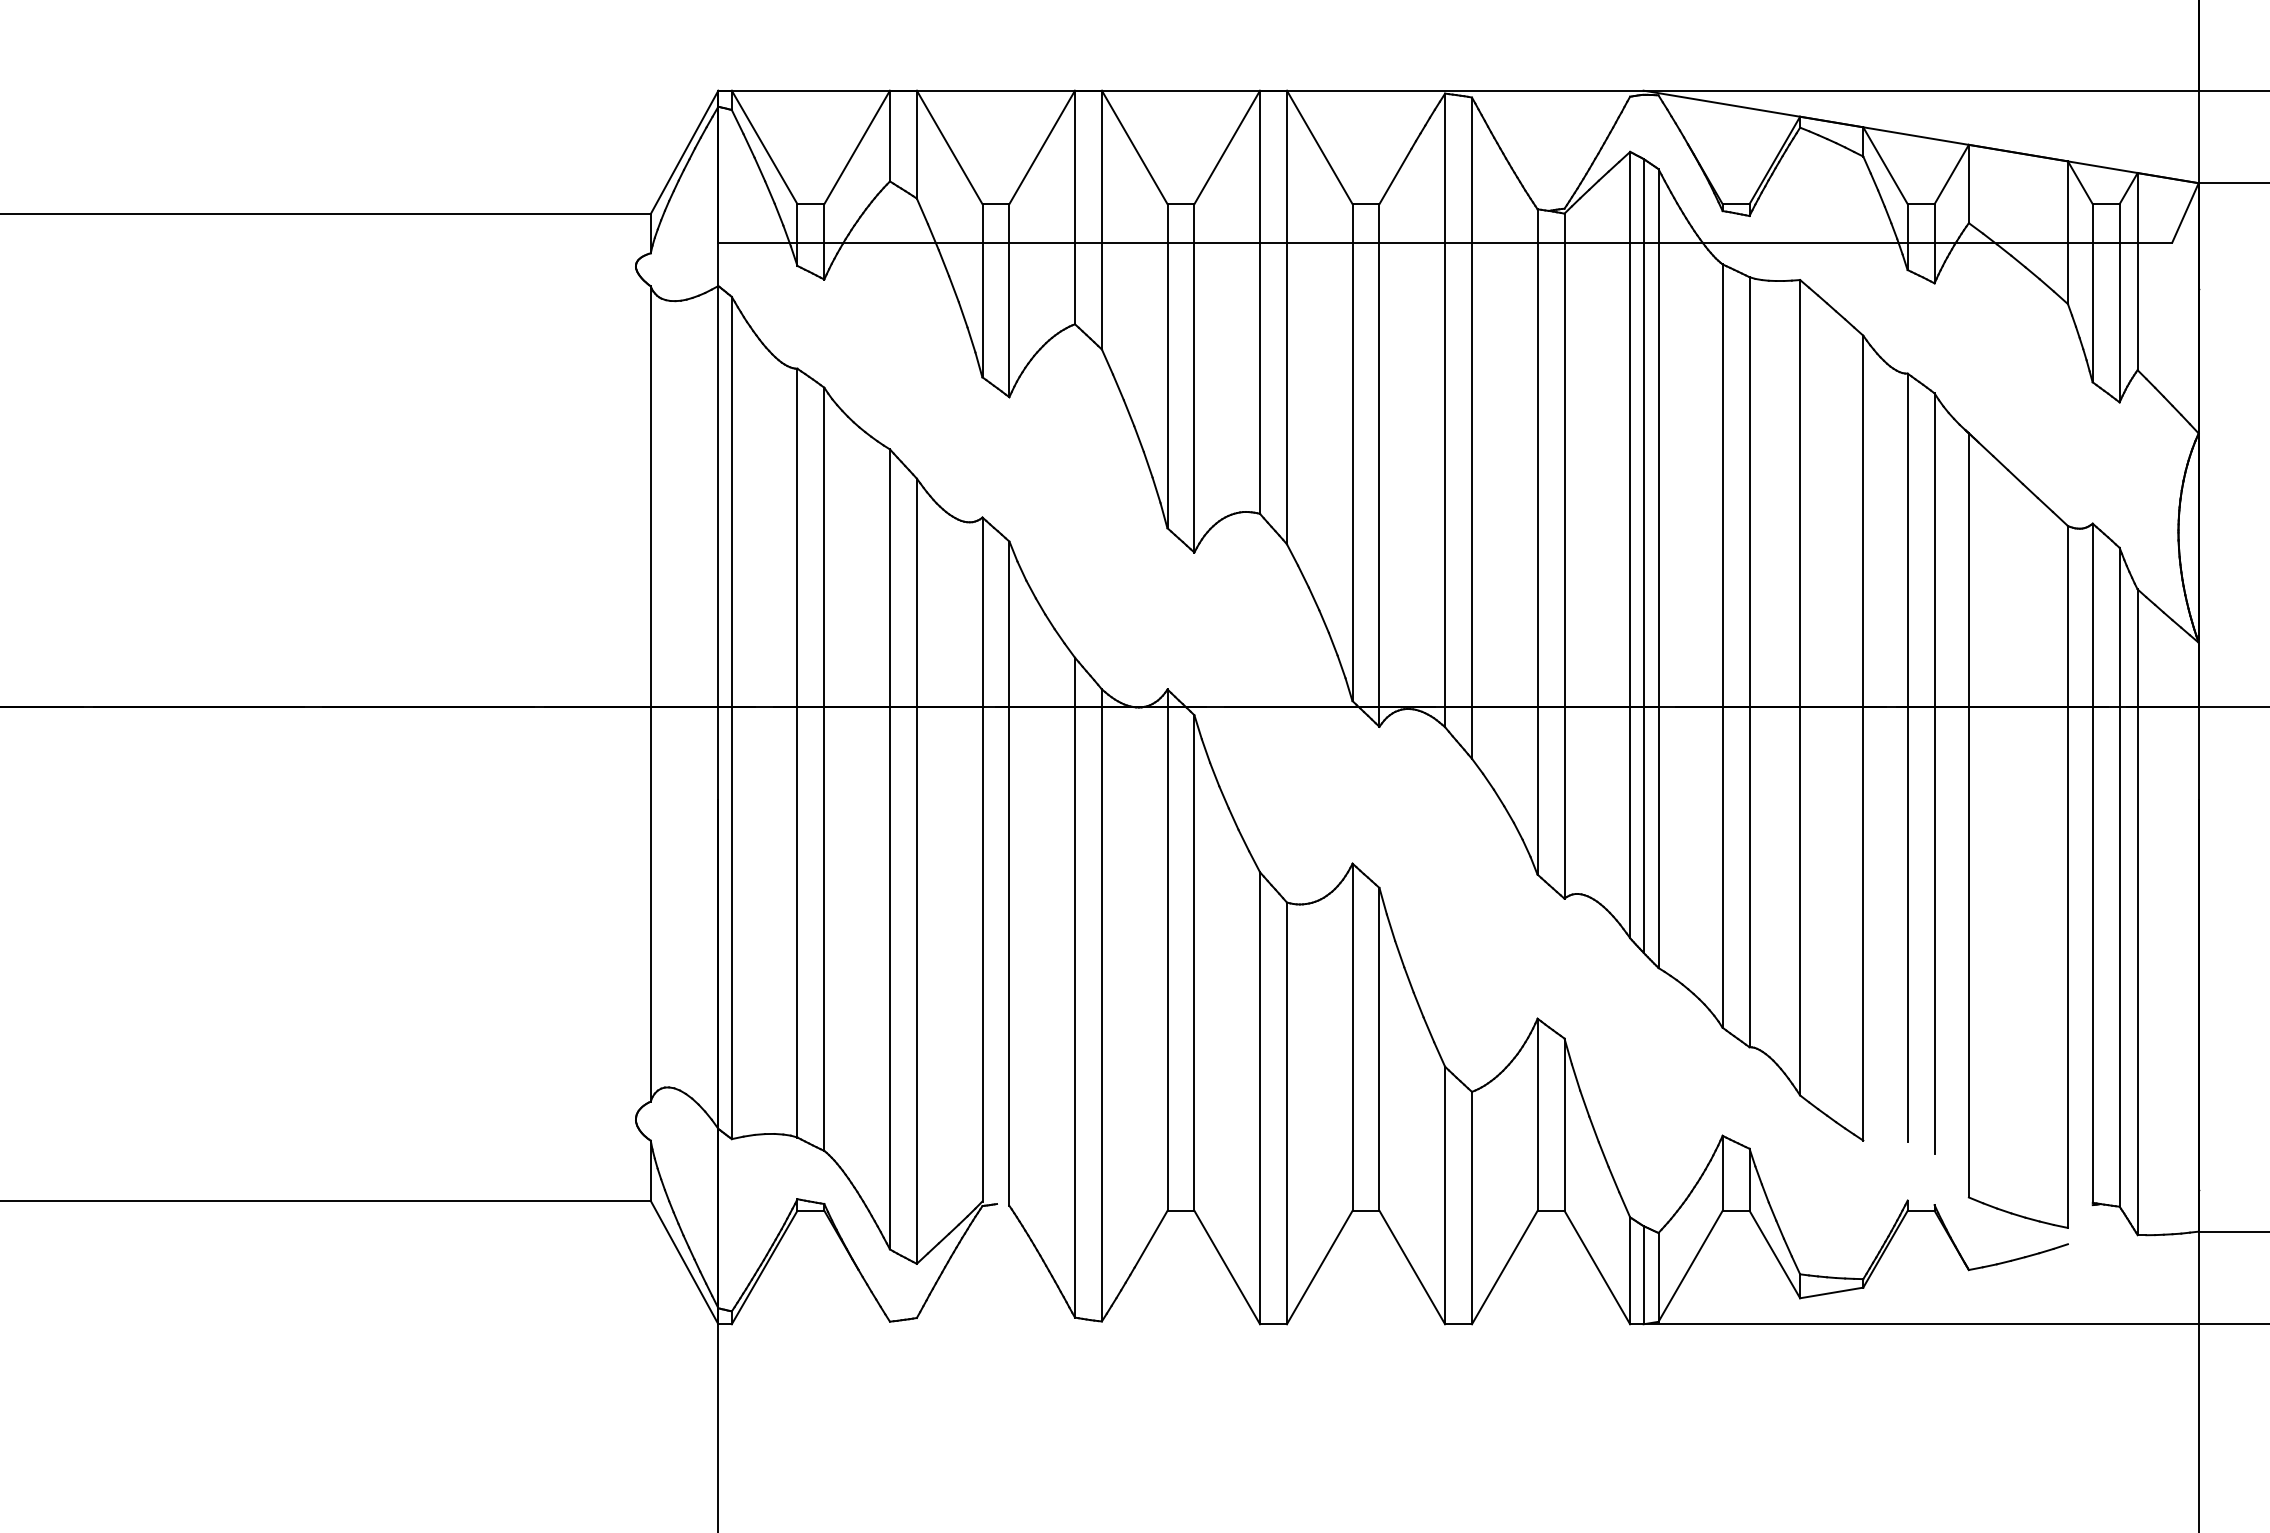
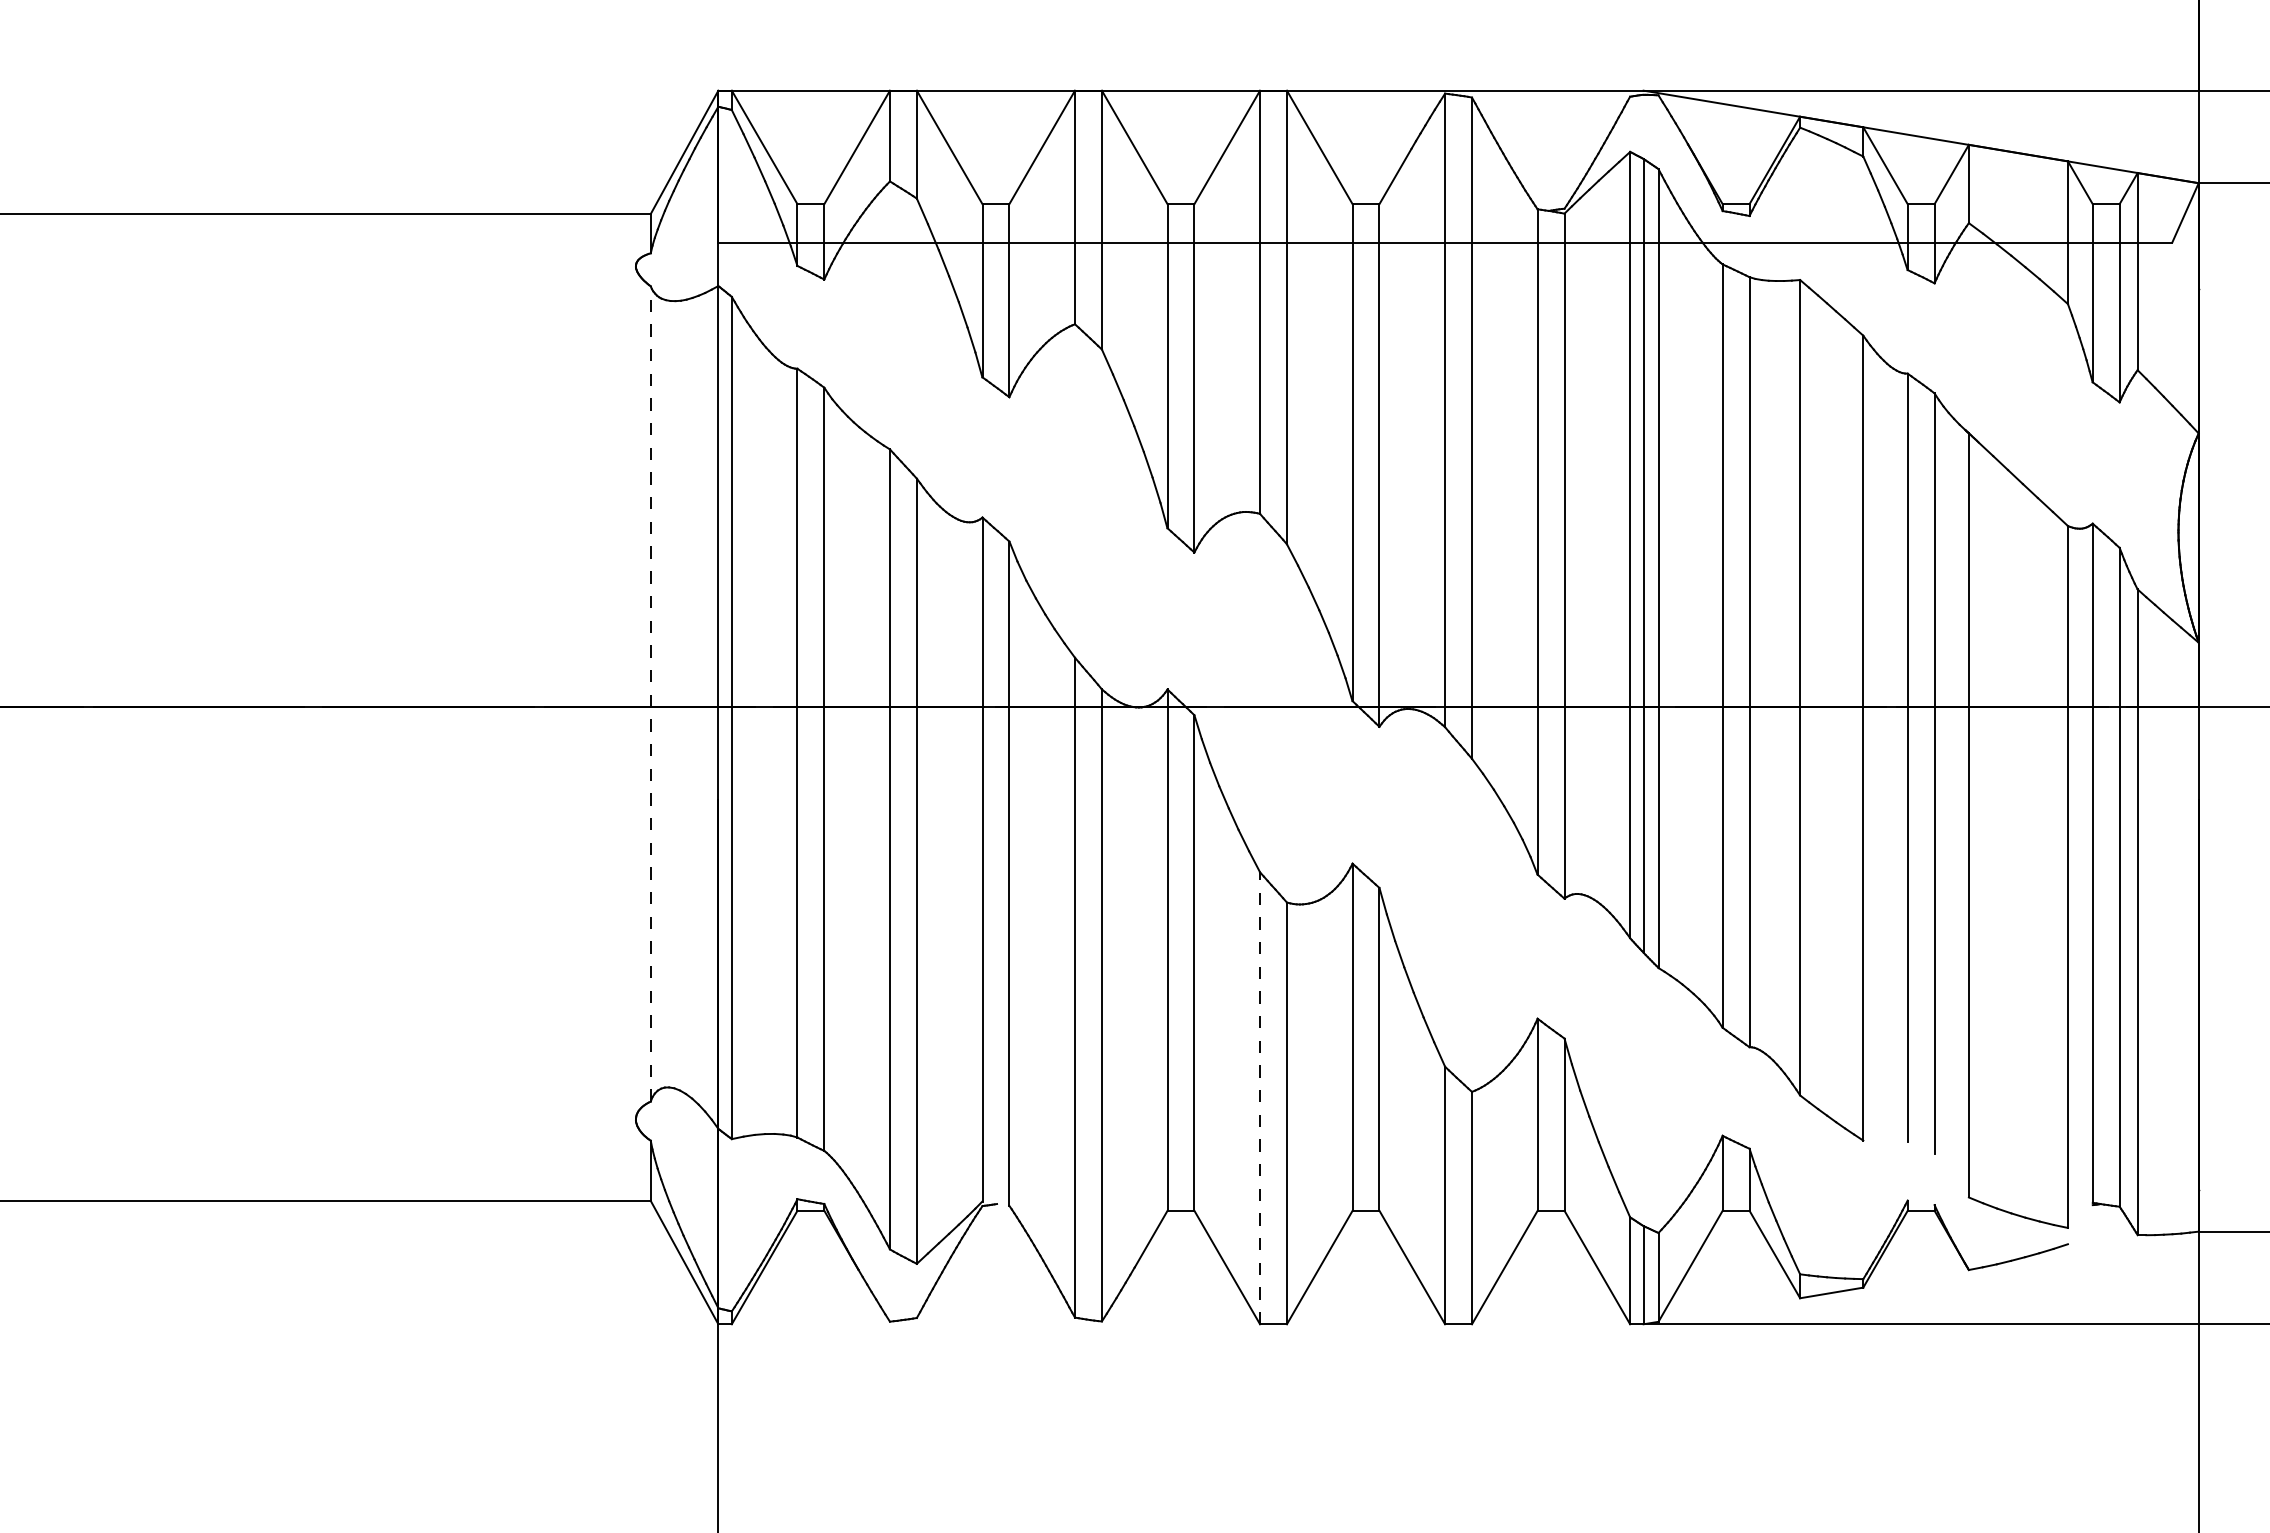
line: solid -> dashed (650, 693)
line: solid -> dashed (1260, 1098)
